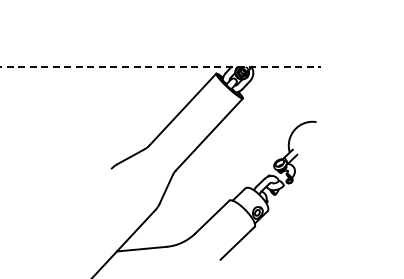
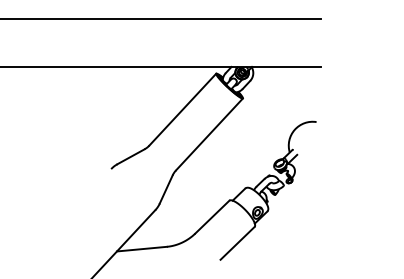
line: none -> present (161, 19)
line: dashed -> solid (160, 66)
